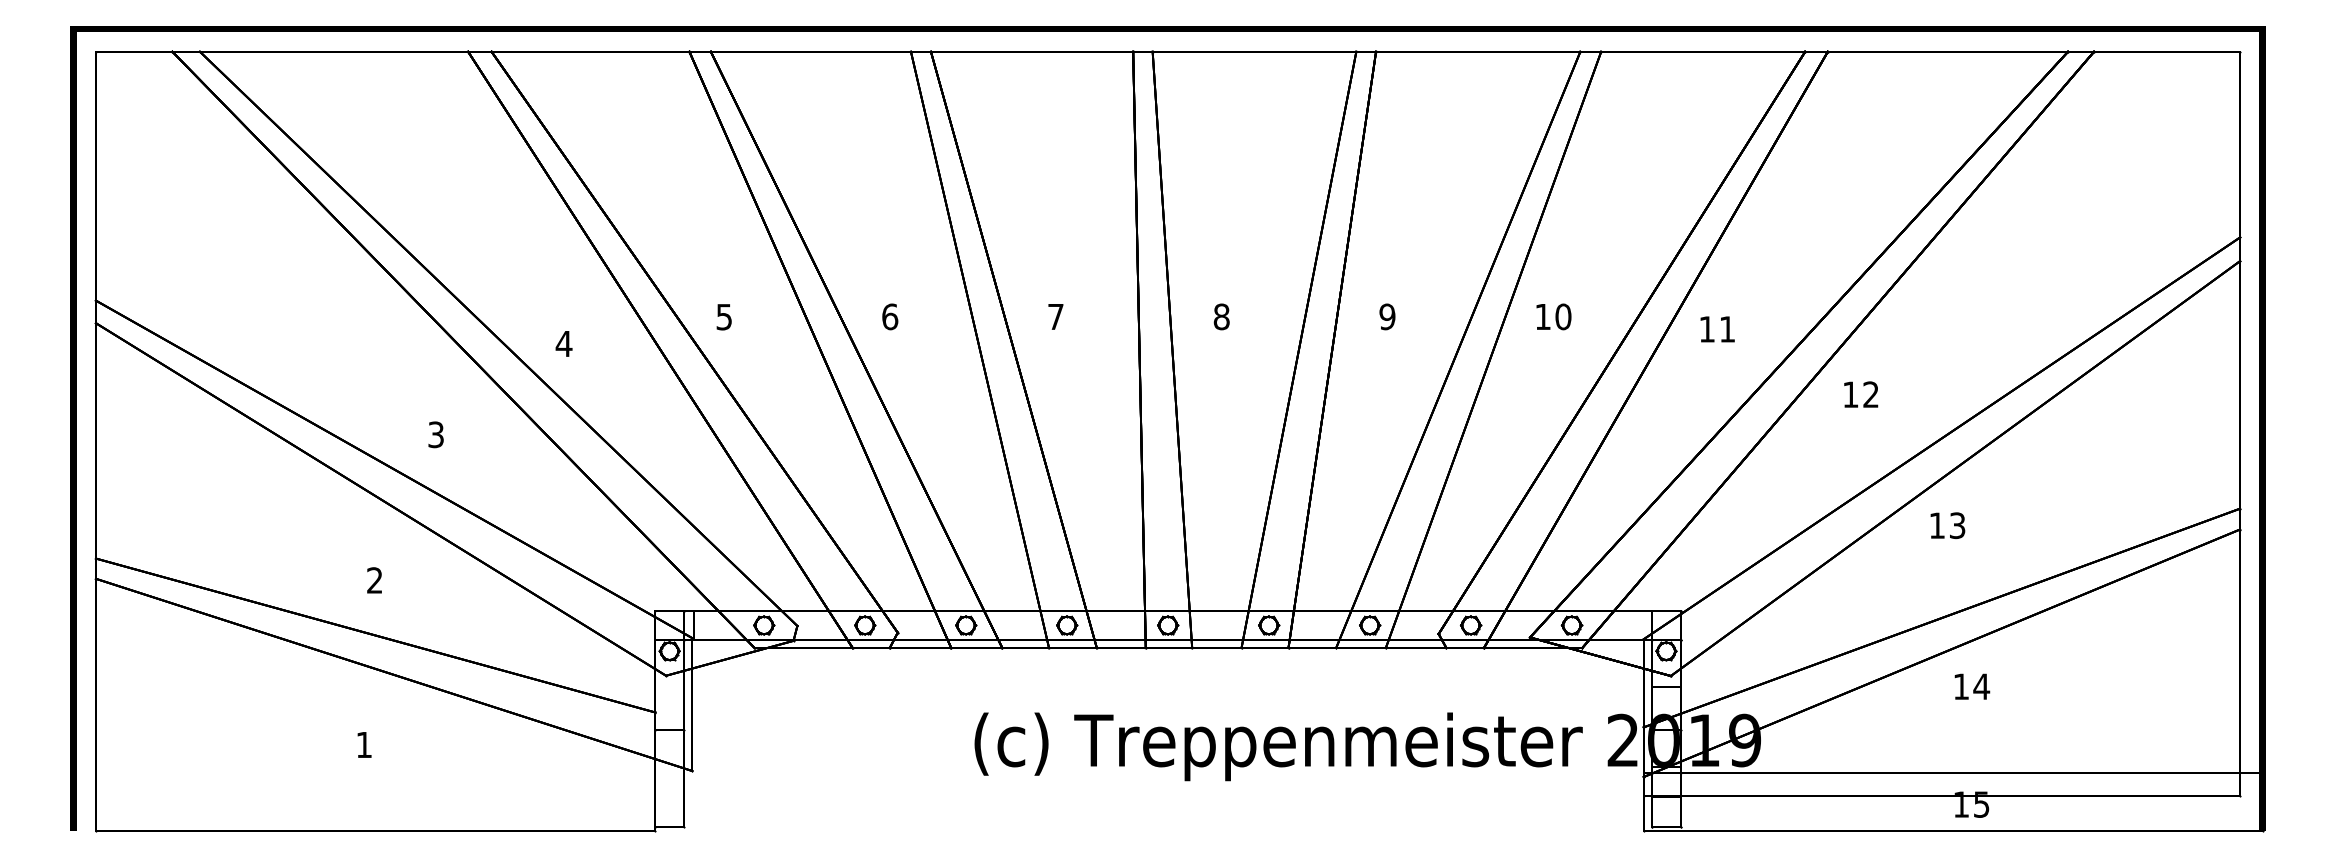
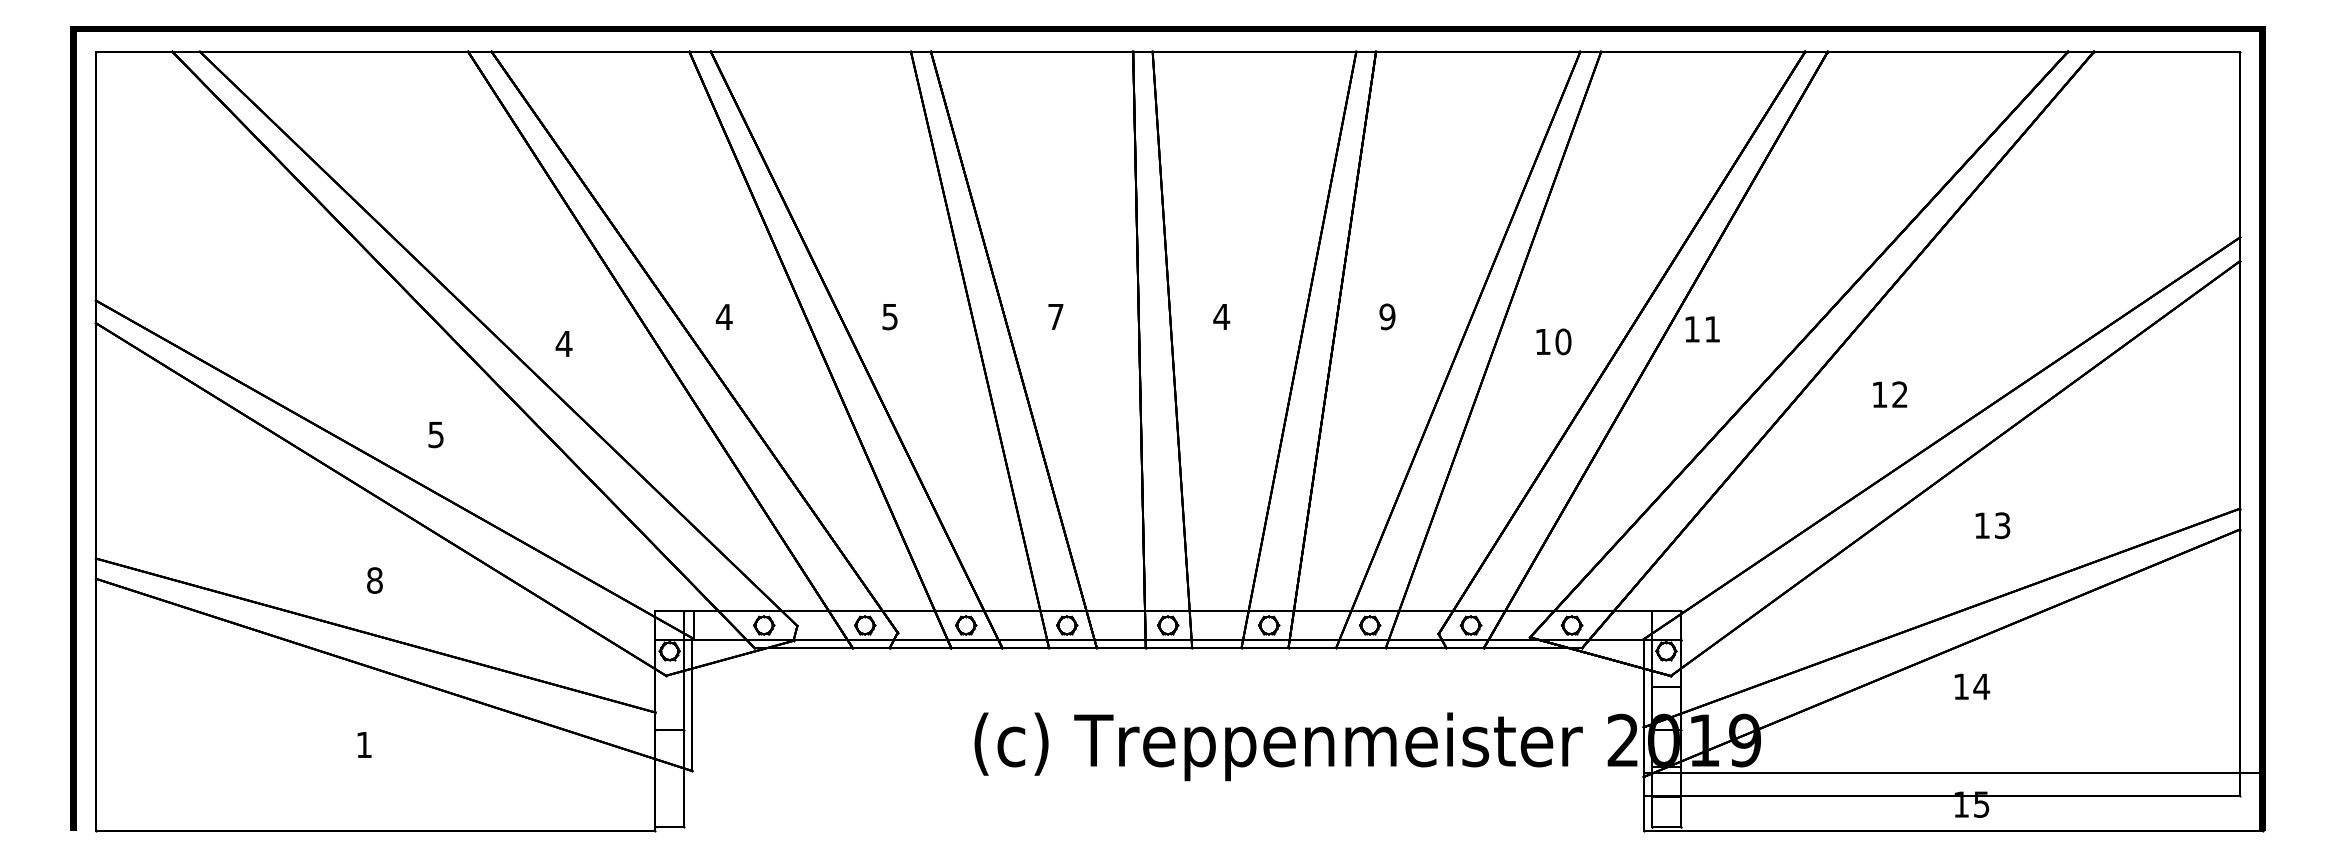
text: 6 -> 5 (890, 316)
text: 8 -> 4 (1221, 316)
text position: (1553, 316) -> (1553, 341) (1553, 341)
text: 5 -> 4 (723, 317)
text position: (1717, 329) -> (1702, 329) (1702, 329)
text position: (1861, 394) -> (1890, 394) (1890, 394)
text: 3 -> 5 (436, 434)
text position: (1947, 525) -> (1992, 525) (1992, 525)
text: 2 -> 8 (374, 580)
